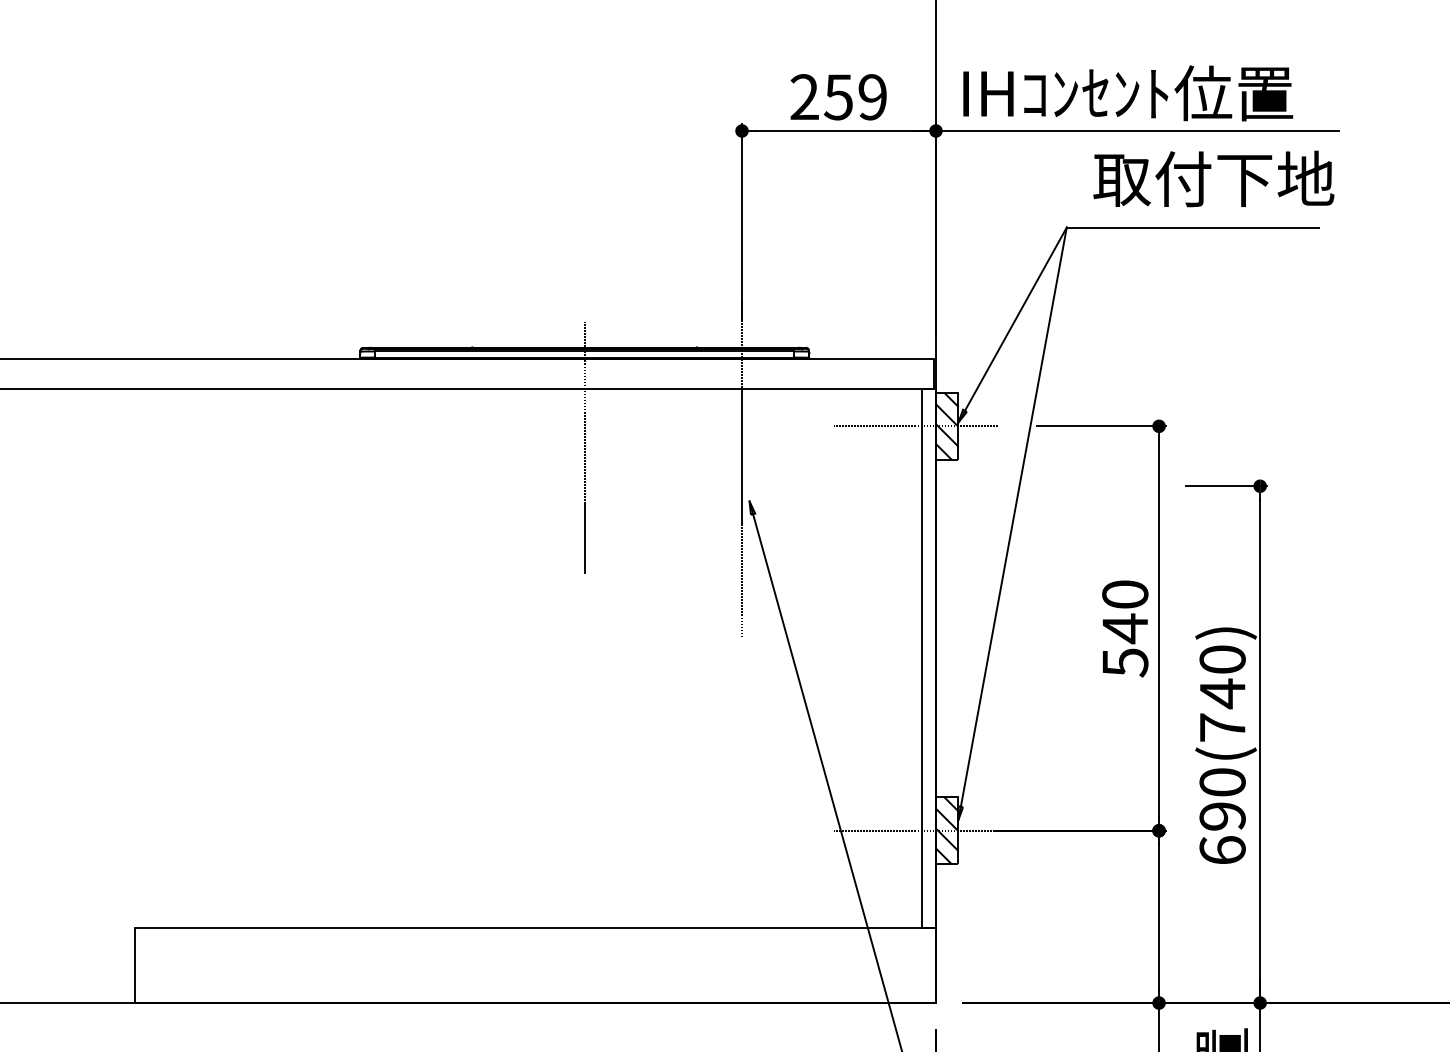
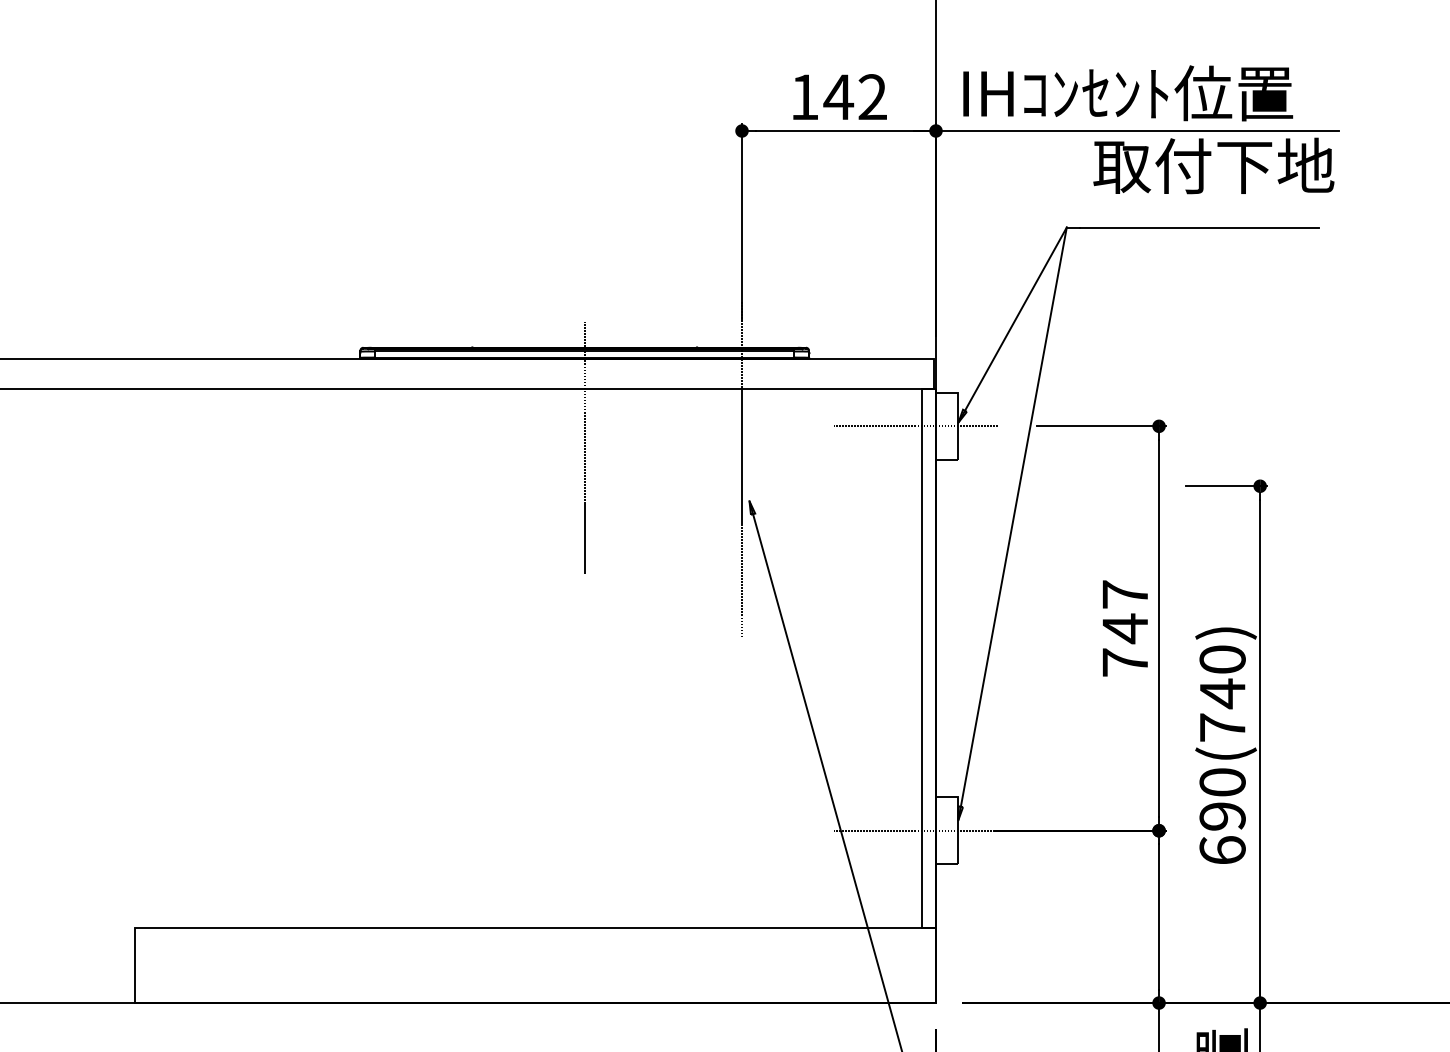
text: 259 -> 142 (838, 97)
text position: (1213, 178) -> (1213, 165) (1213, 165)
hatch: present -> none (946, 426)
text: 540 -> 747 (1125, 628)
hatch: present -> none (946, 830)
